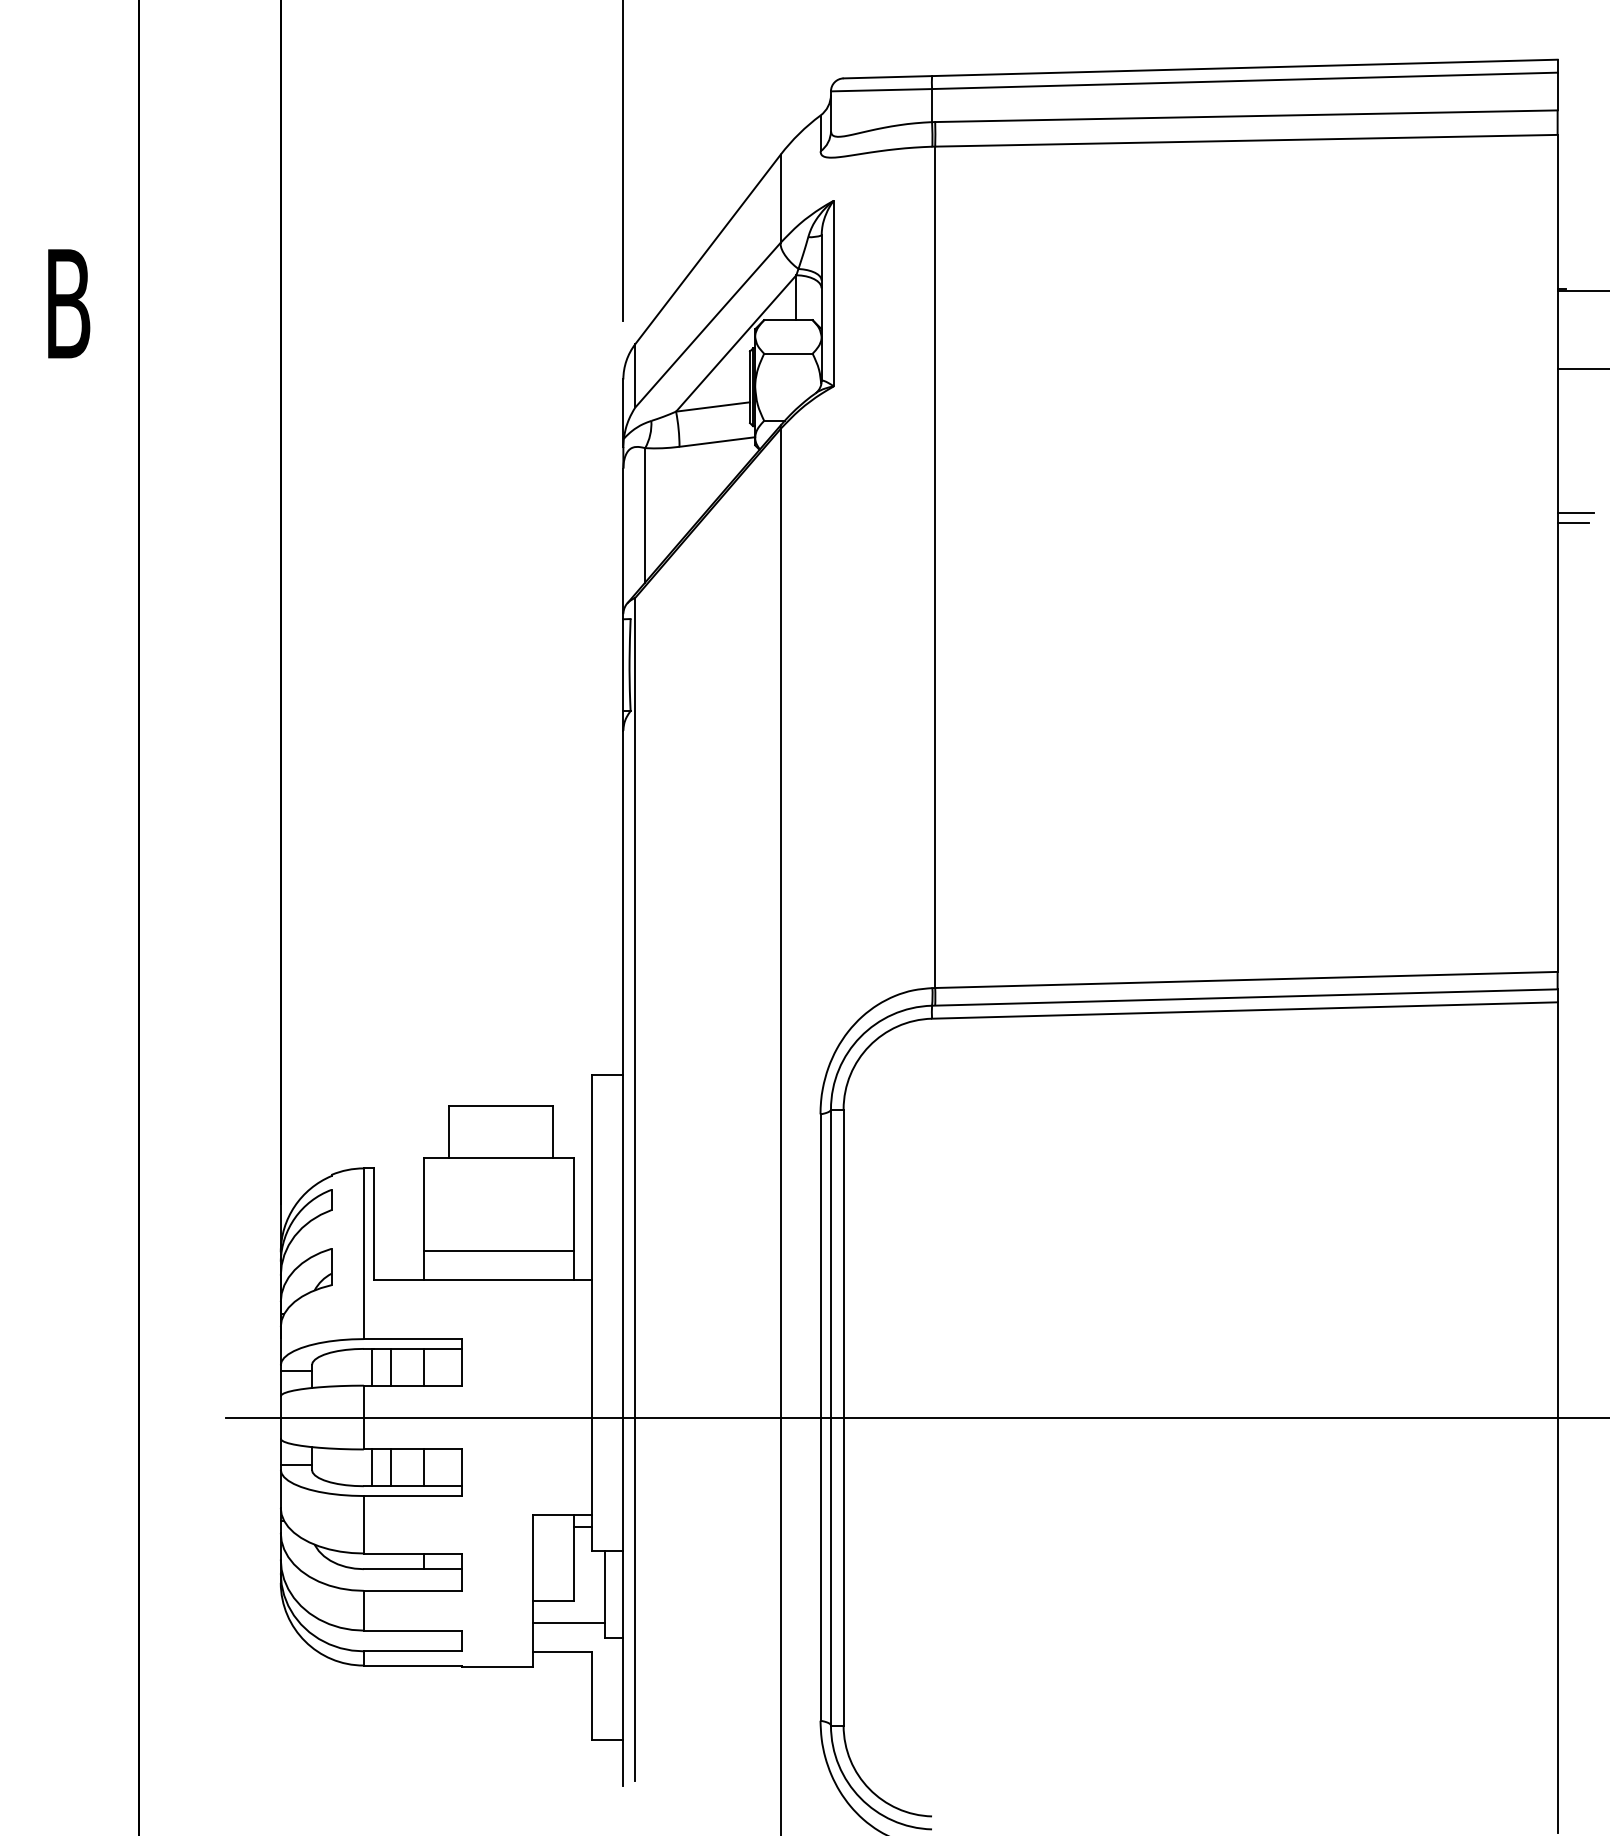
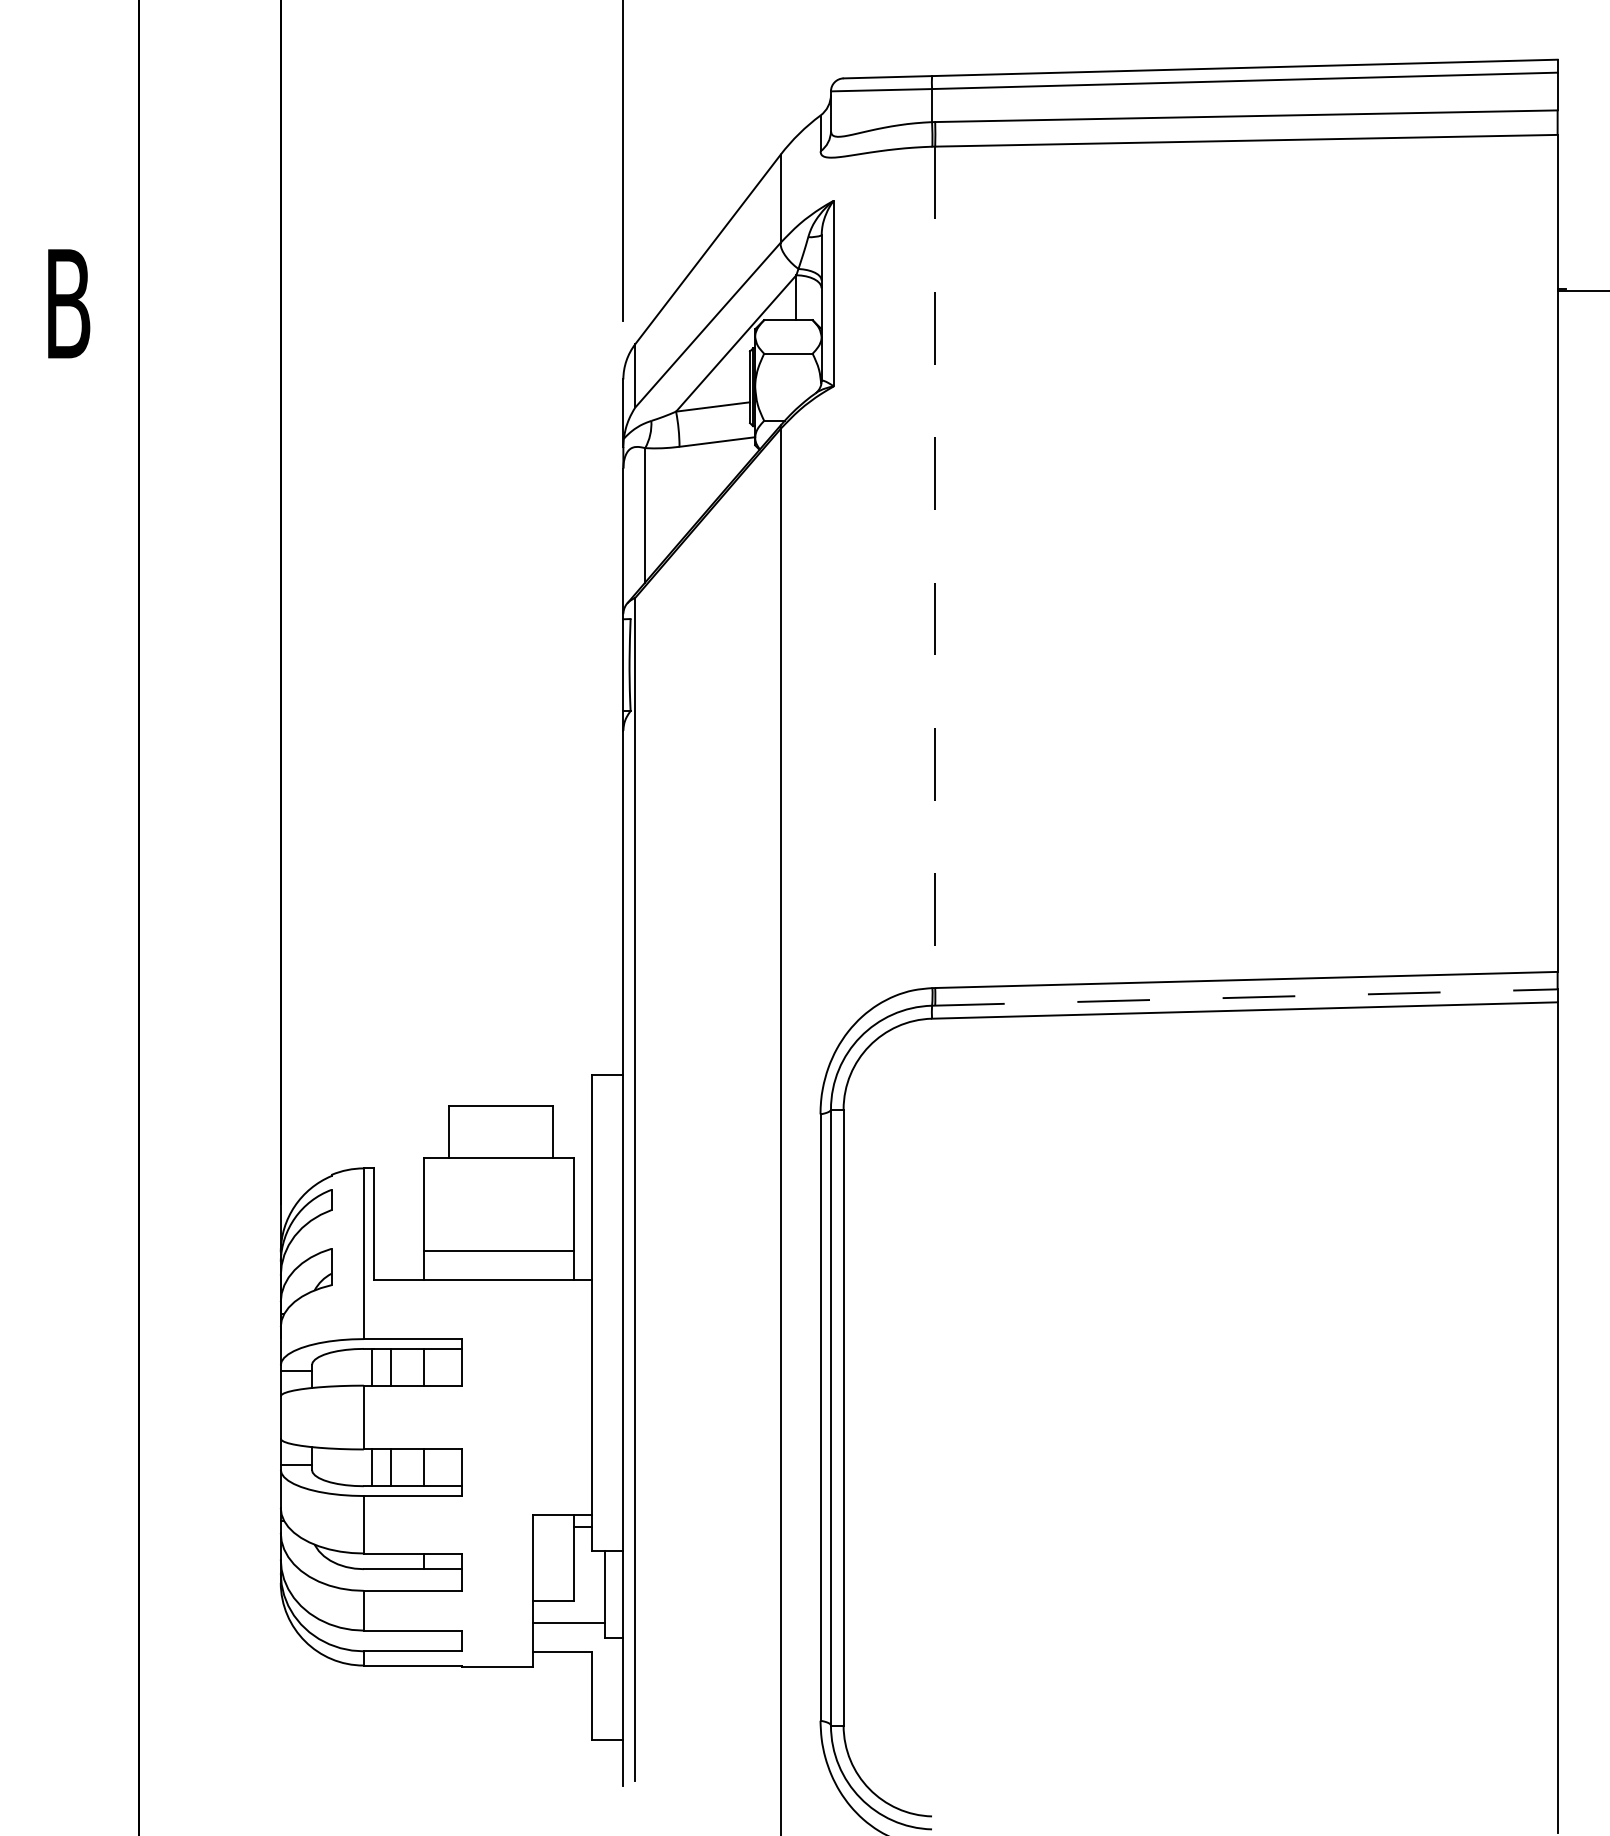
line: present -> none (1581, 369)
line: present -> none (1575, 513)
line: present -> none (1573, 523)
line: solid -> dashed (935, 567)
line: solid -> dashed (1244, 997)
line: present -> none (915, 1417)
